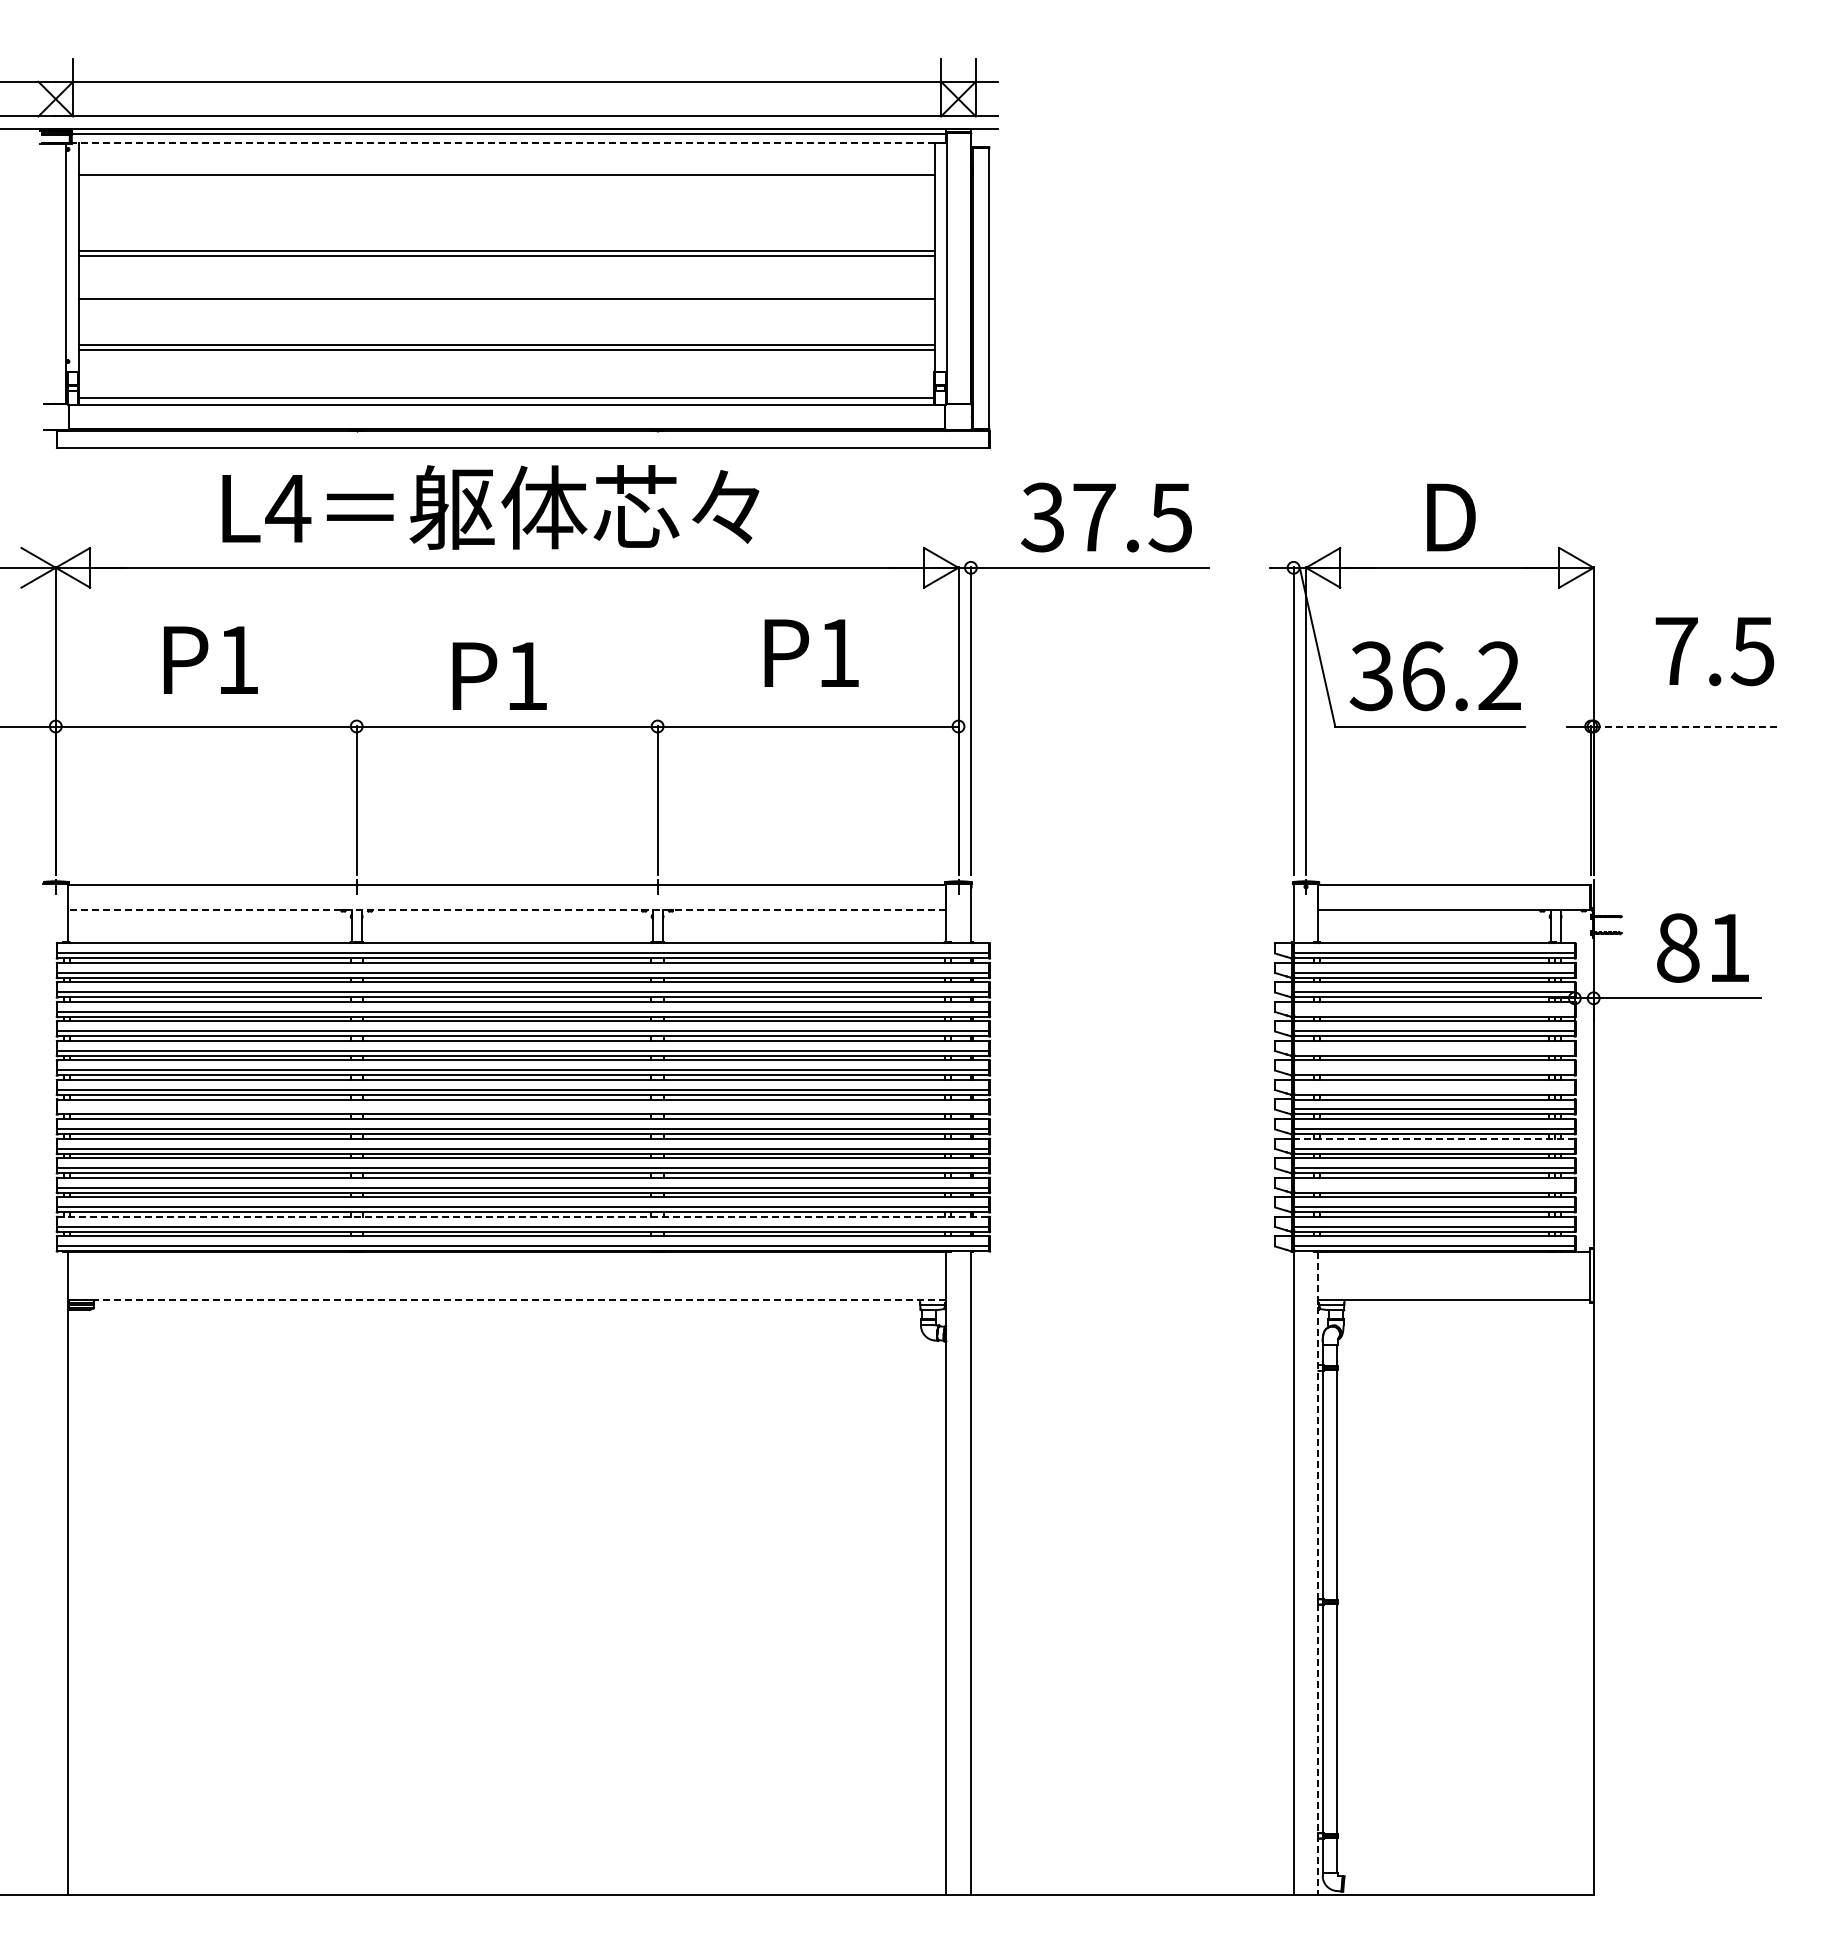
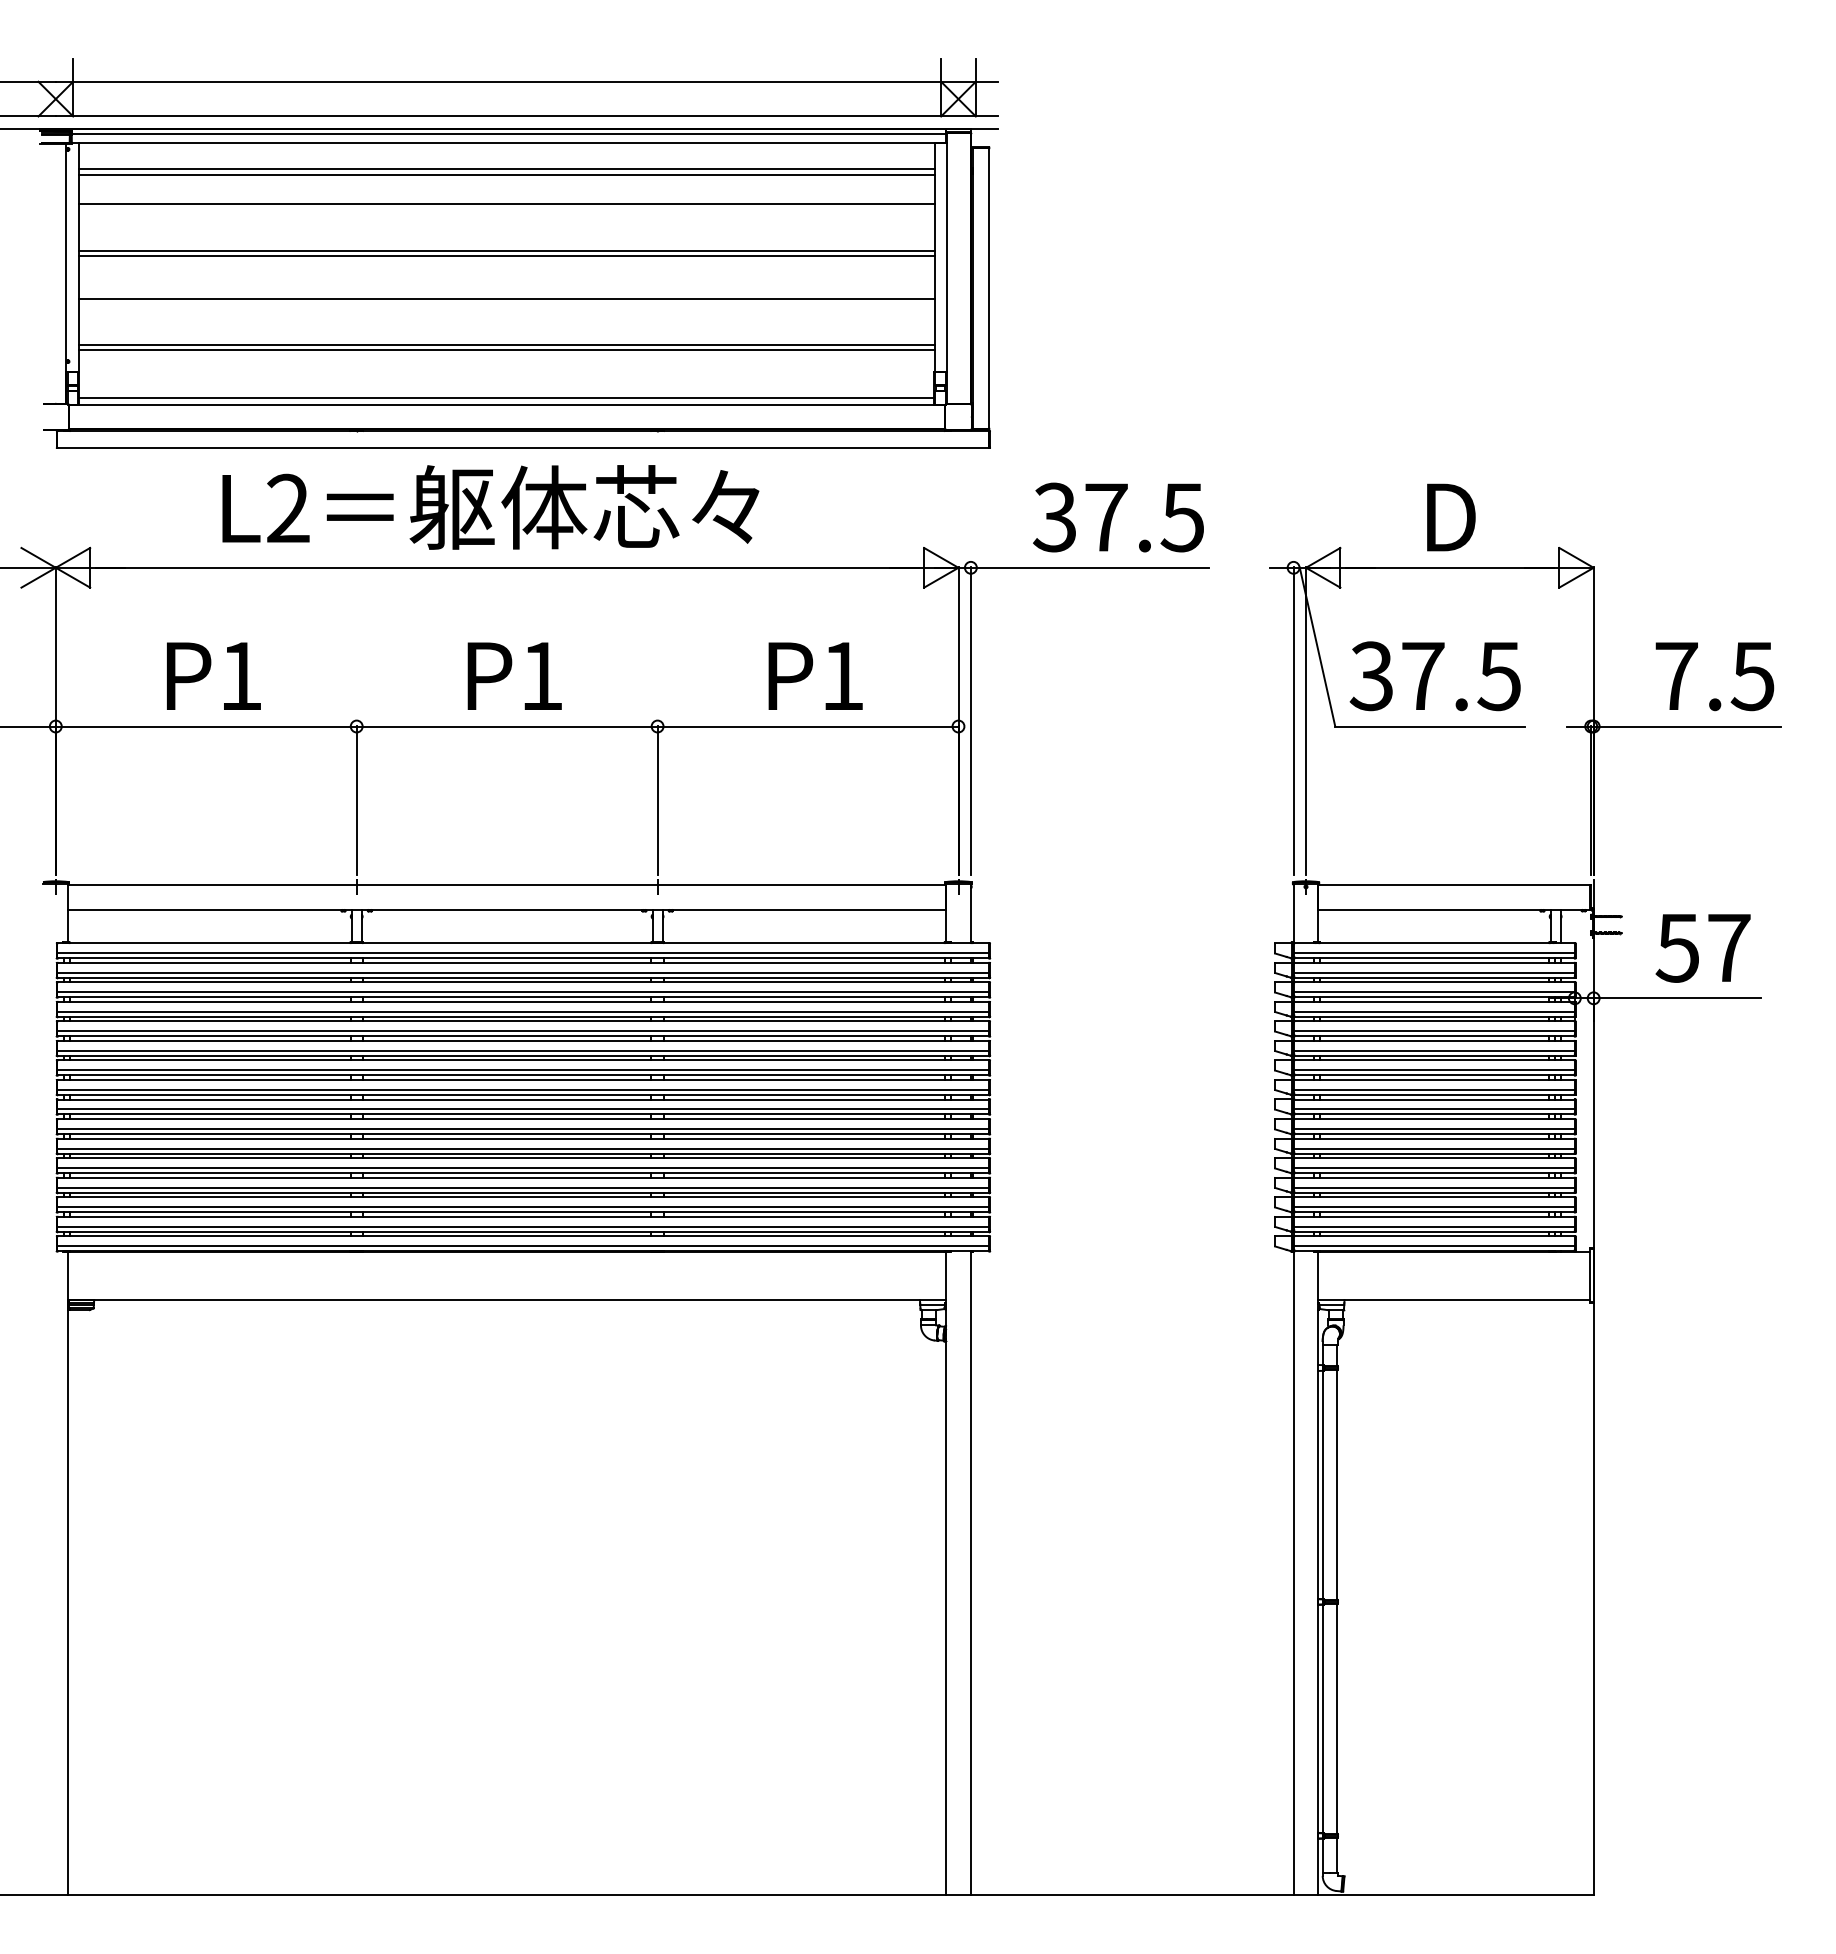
line: dashed -> solid (508, 142)
line: none -> present (506, 169)
line: none -> present (506, 204)
text: L4 -> L2 (288, 507)
text position: (1106, 517) -> (1118, 517) (1118, 517)
text position: (1714, 651) -> (1714, 676) (1714, 676)
text position: (811, 652) -> (815, 675) (815, 675)
text position: (210, 659) -> (213, 675) (213, 675)
text position: (499, 675) -> (514, 675) (514, 675)
text: 36.2 -> 37.5 (1461, 676)
line: dashed -> solid (1687, 726)
line: dashed -> solid (507, 910)
text: 81 -> 57 (1702, 947)
line: none -> present (1434, 1011)
line: none -> present (1434, 1050)
line: none -> present (1434, 1070)
line: none -> present (1434, 1089)
line: none -> present (523, 1109)
line: dashed -> solid (1434, 1138)
line: none -> present (1434, 1187)
line: dashed -> solid (523, 1216)
line: dashed -> solid (507, 1300)
line: dashed -> solid (1318, 1573)
